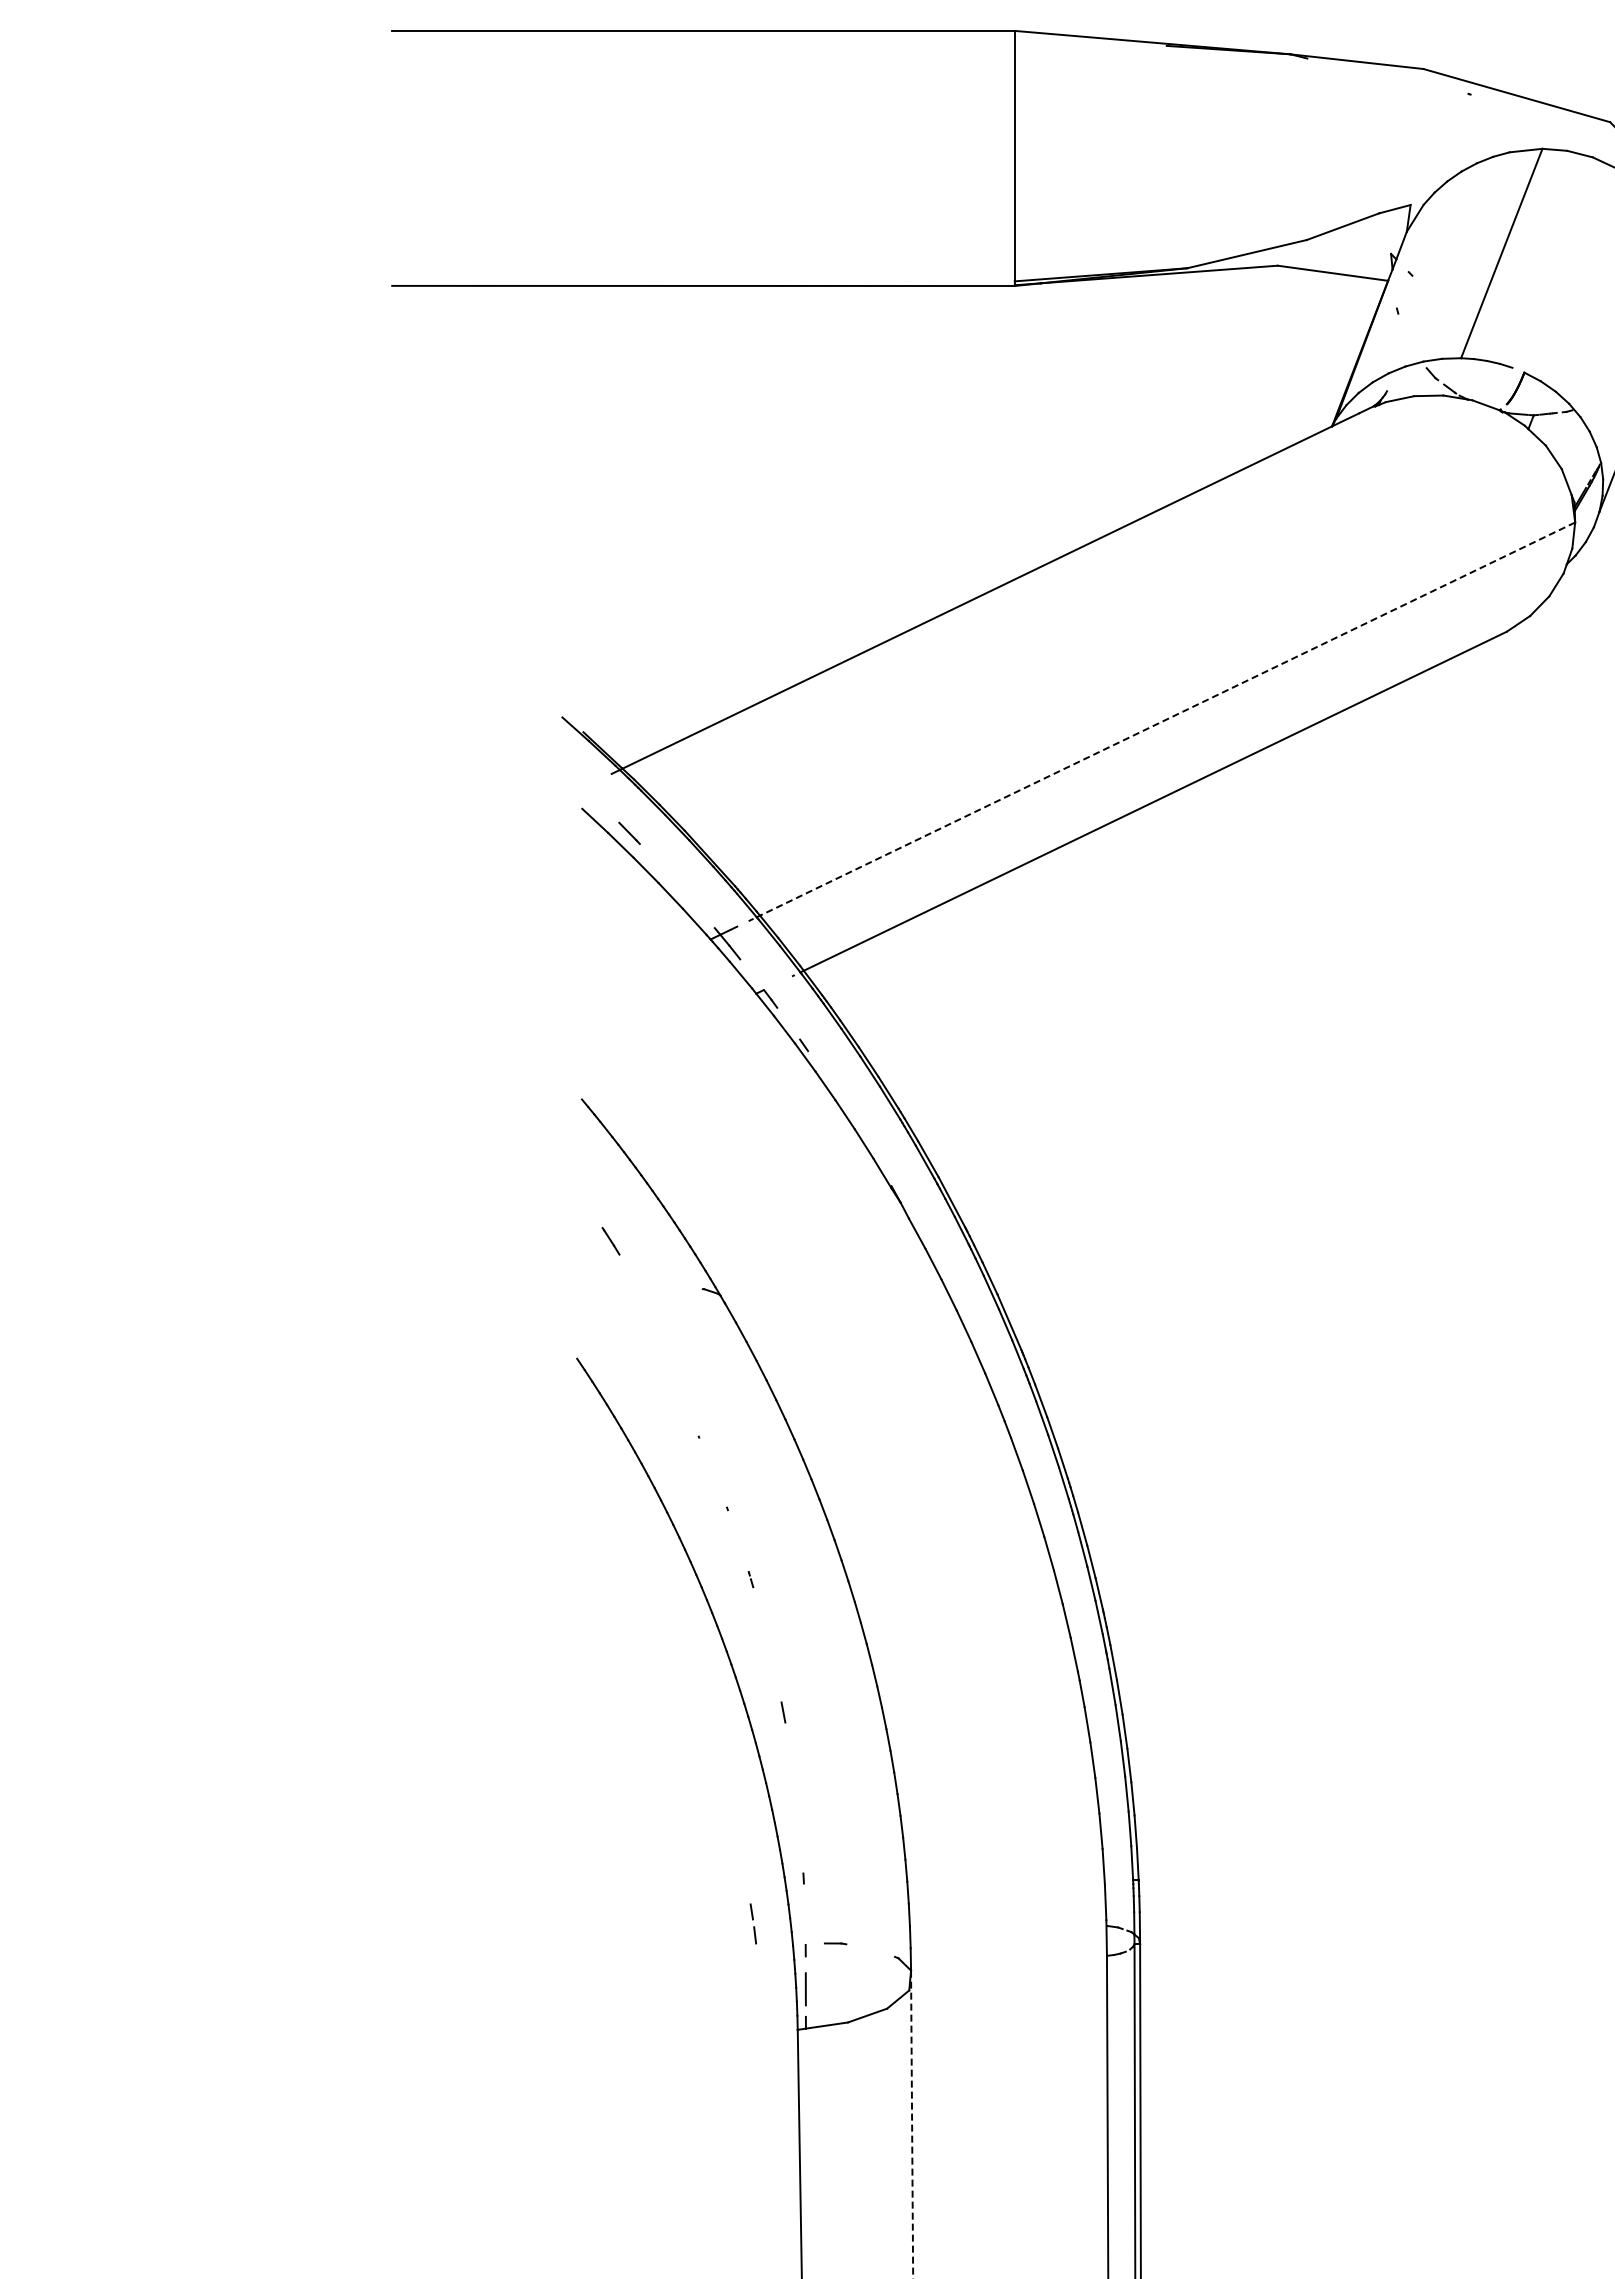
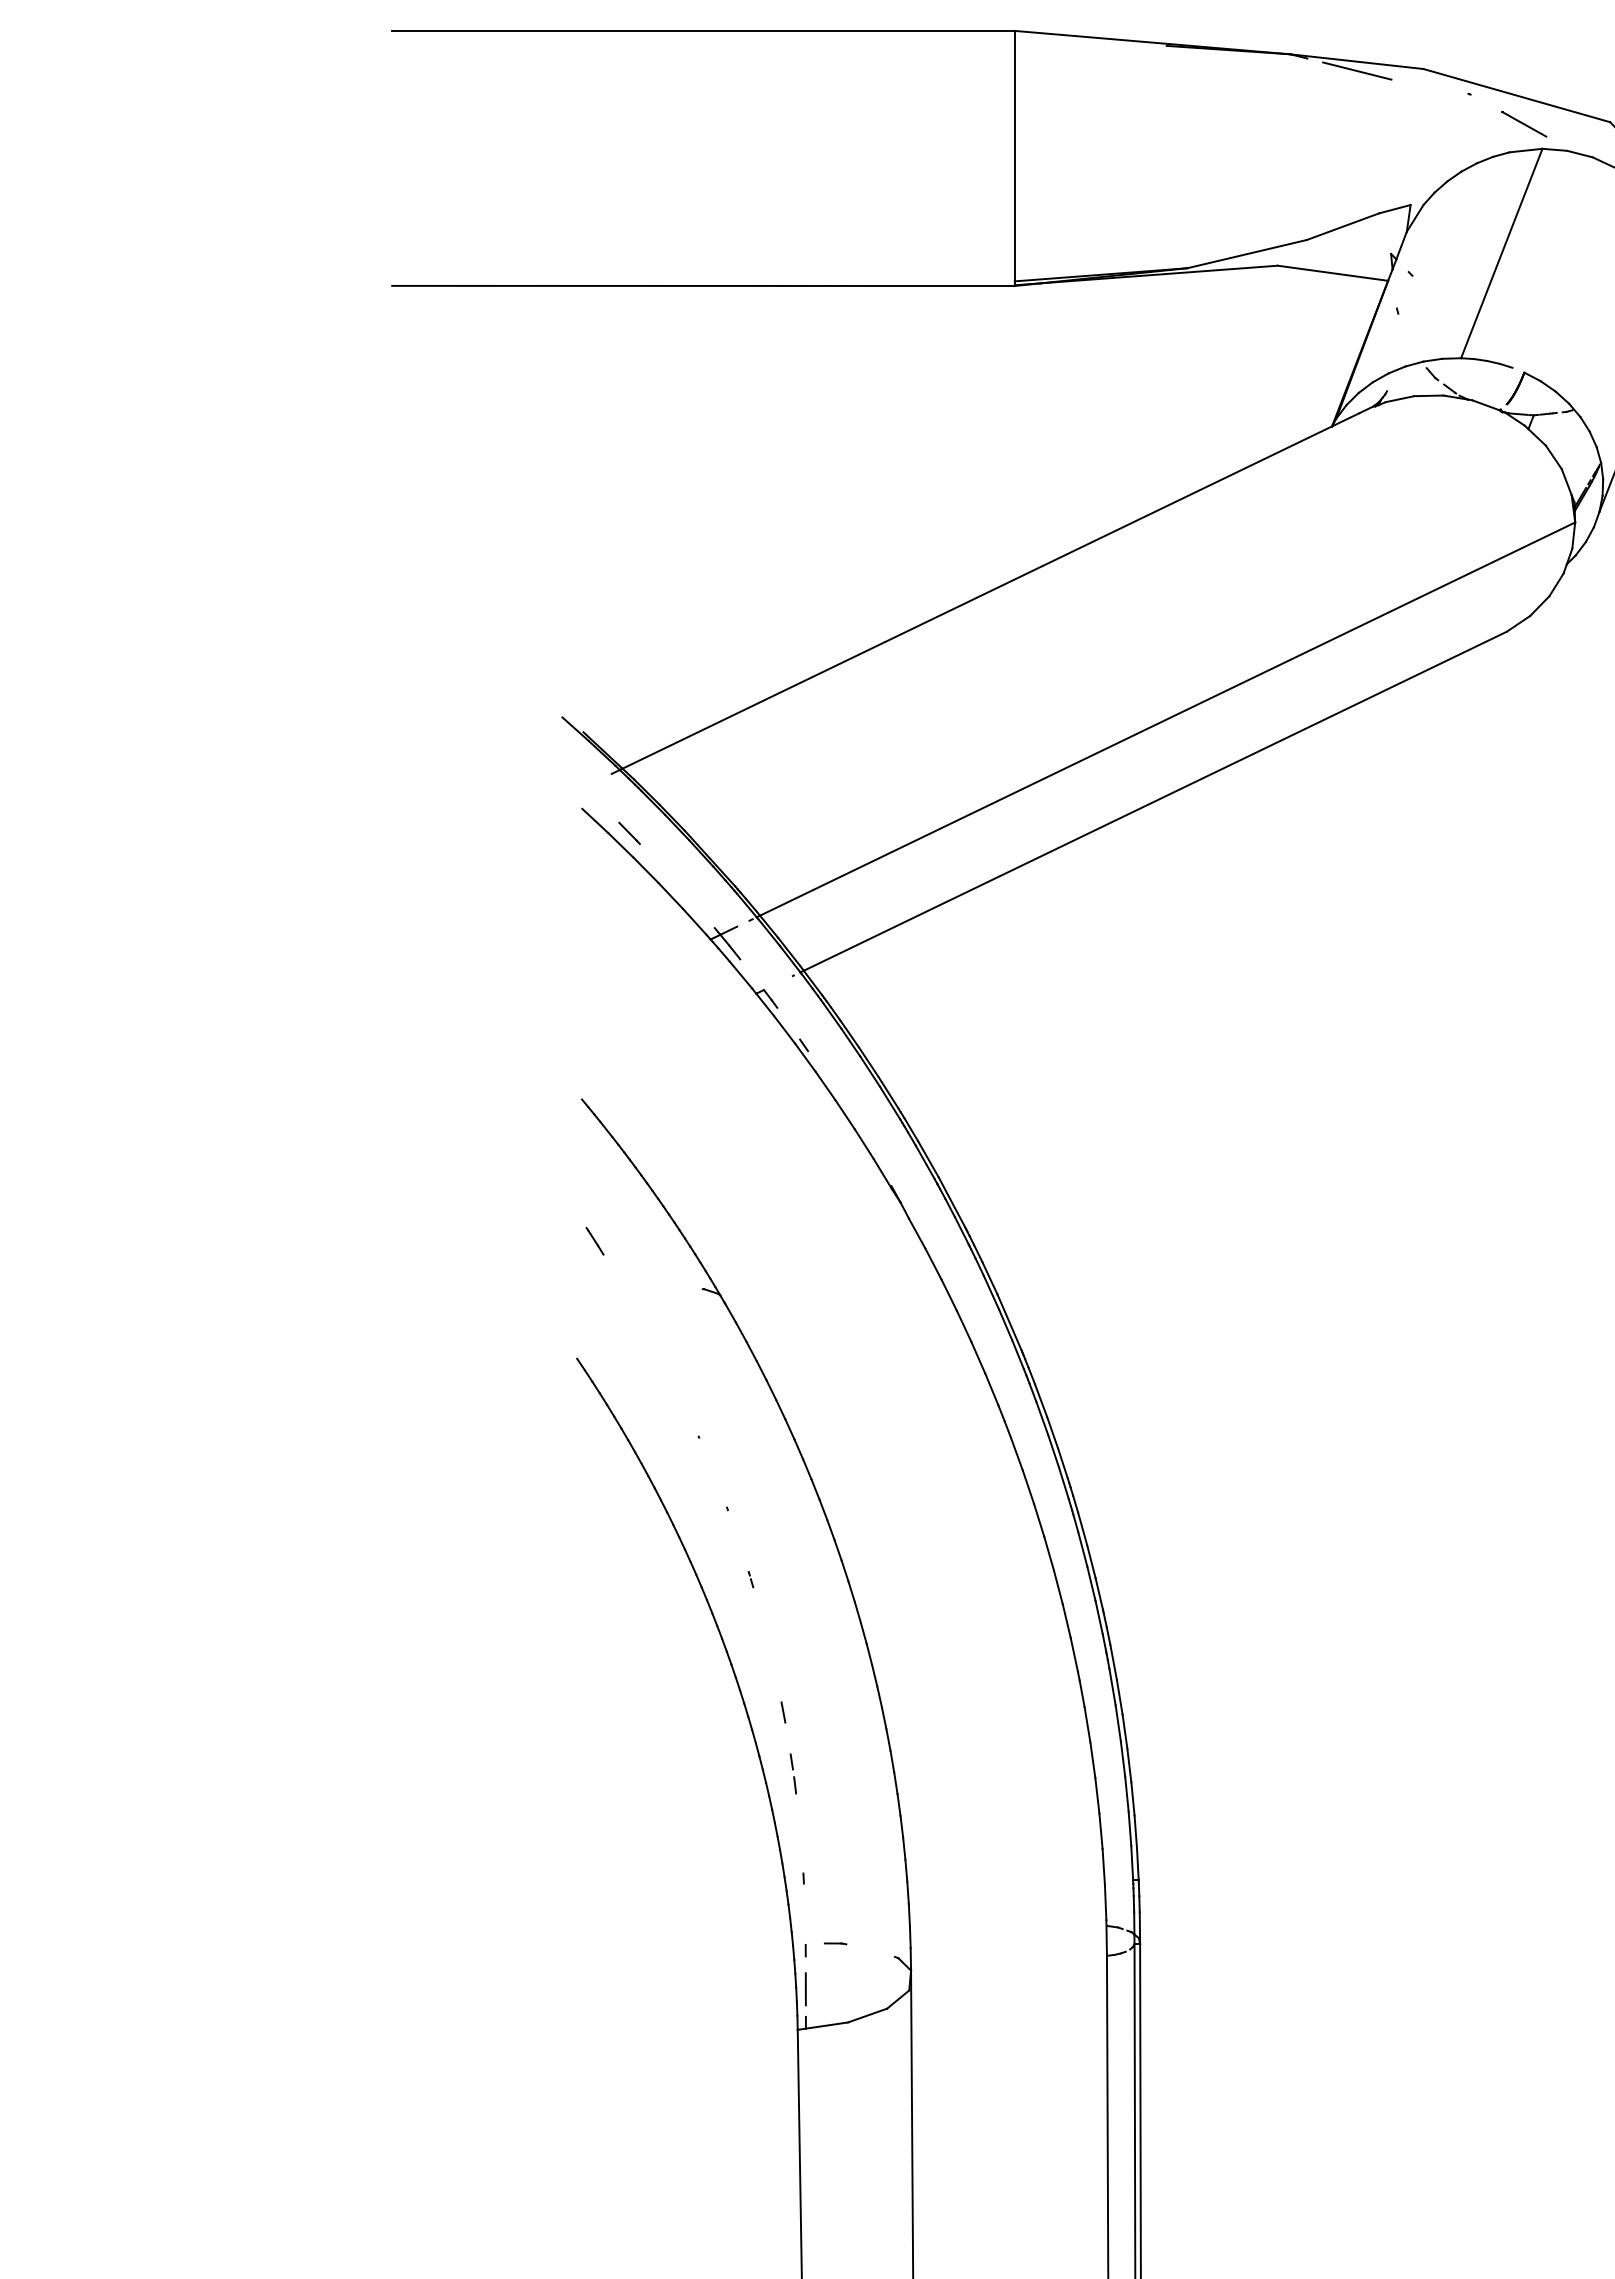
line: none -> present (1357, 70)
line: none -> present (1524, 124)
line: dashed -> solid (1167, 719)
line position: (610, 1241) -> (594, 1241) (594, 1241)
line position: (752, 1920) -> (792, 1770) (792, 1770)
line: dashed -> solid (912, 2124)
